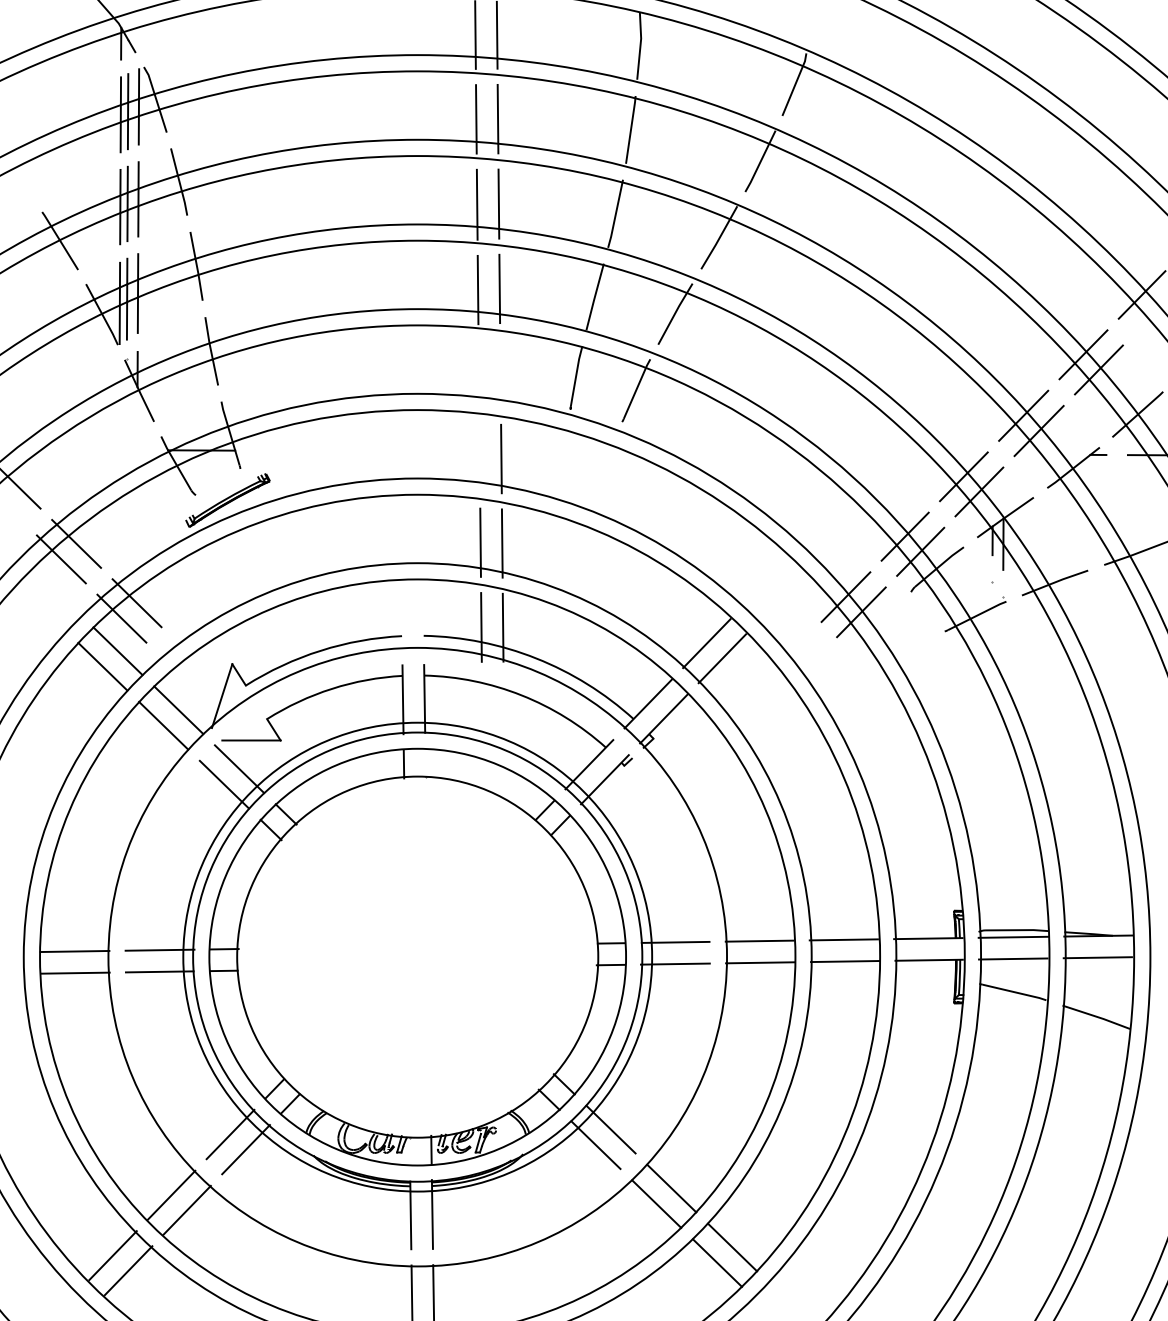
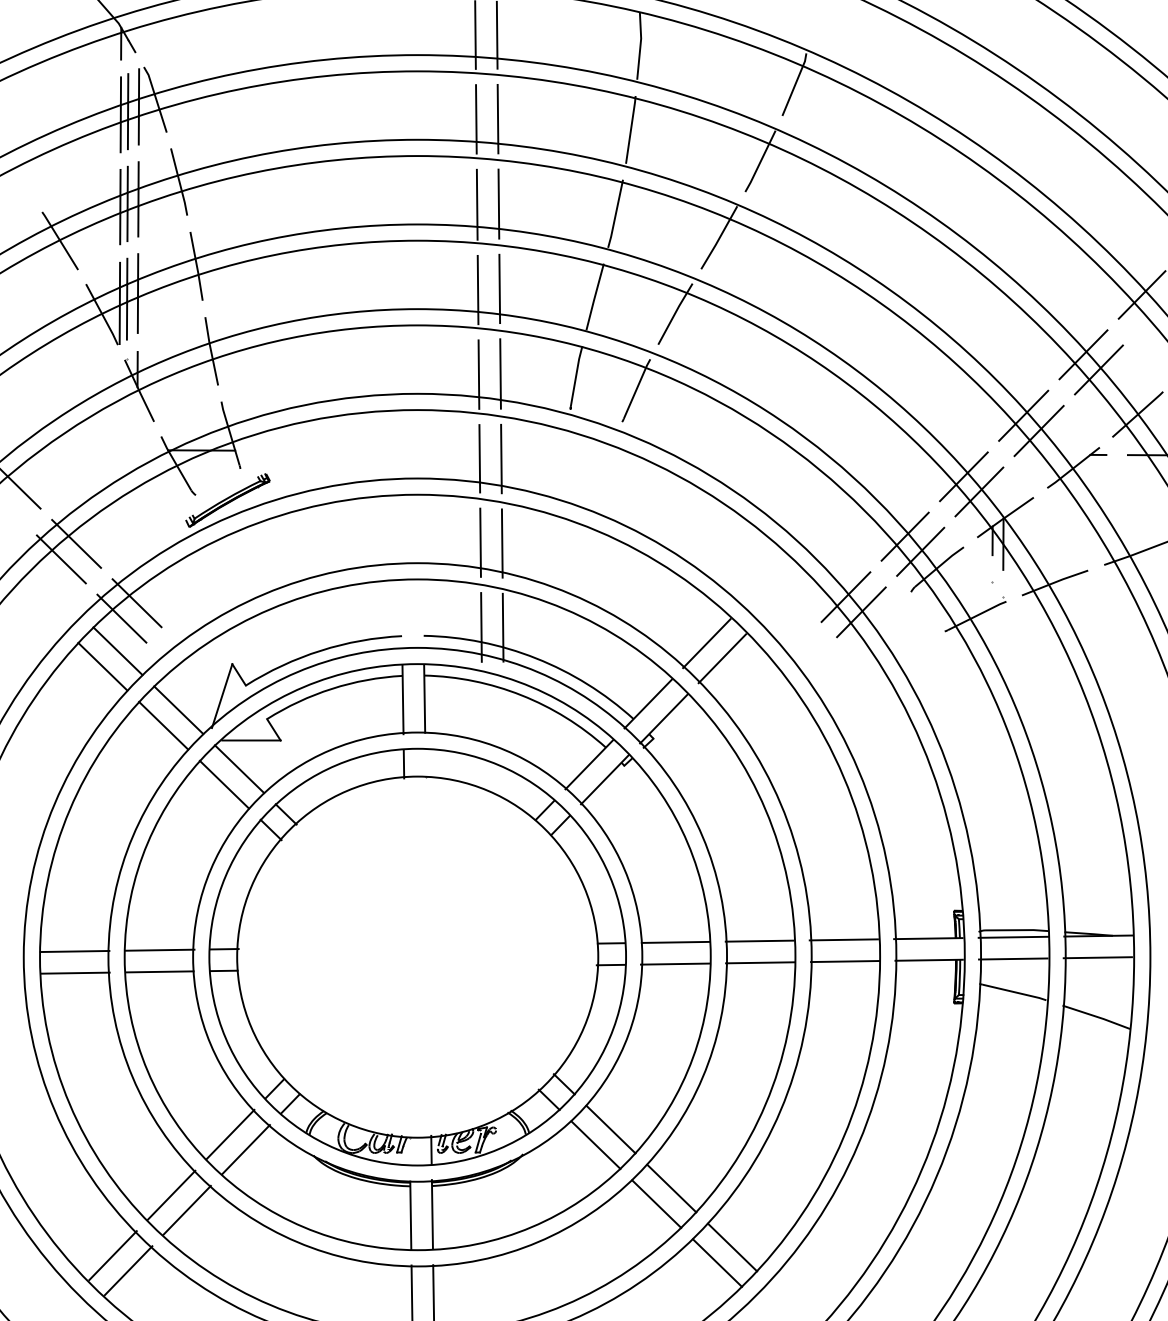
line: none -> present (500, 373)
line: none -> present (478, 374)
line: none -> present (479, 458)
circle diameter: 469 px -> 586 px (417, 957)
